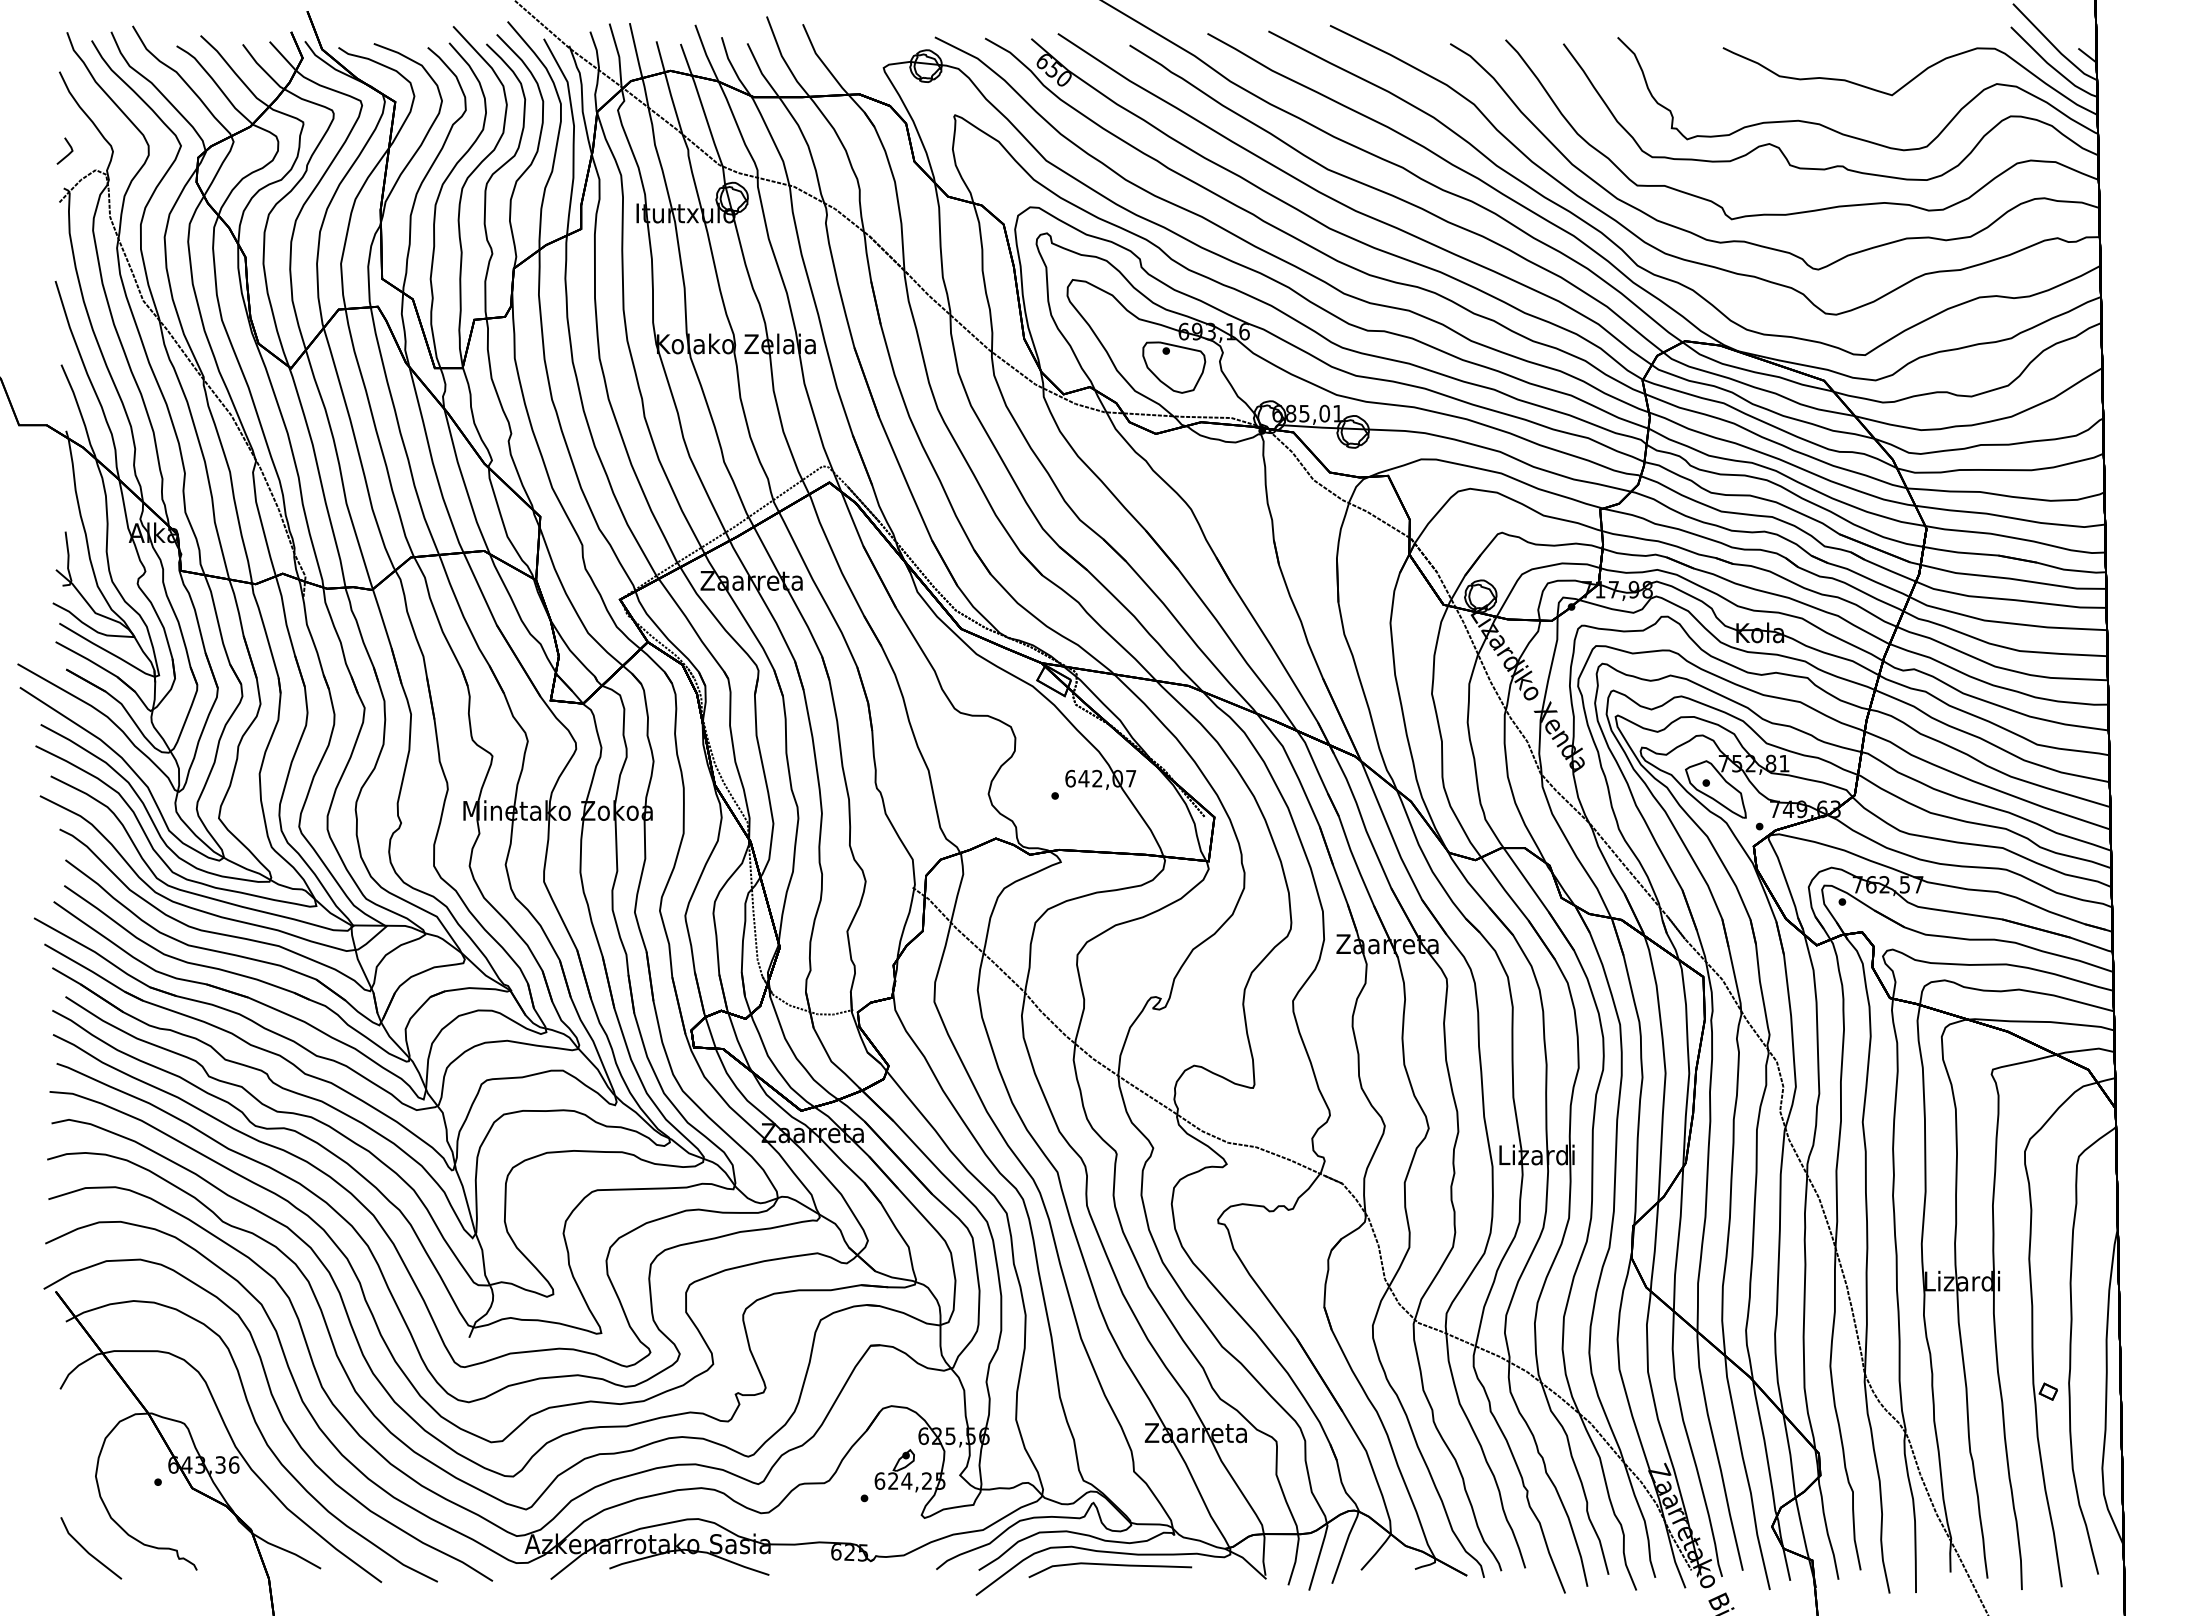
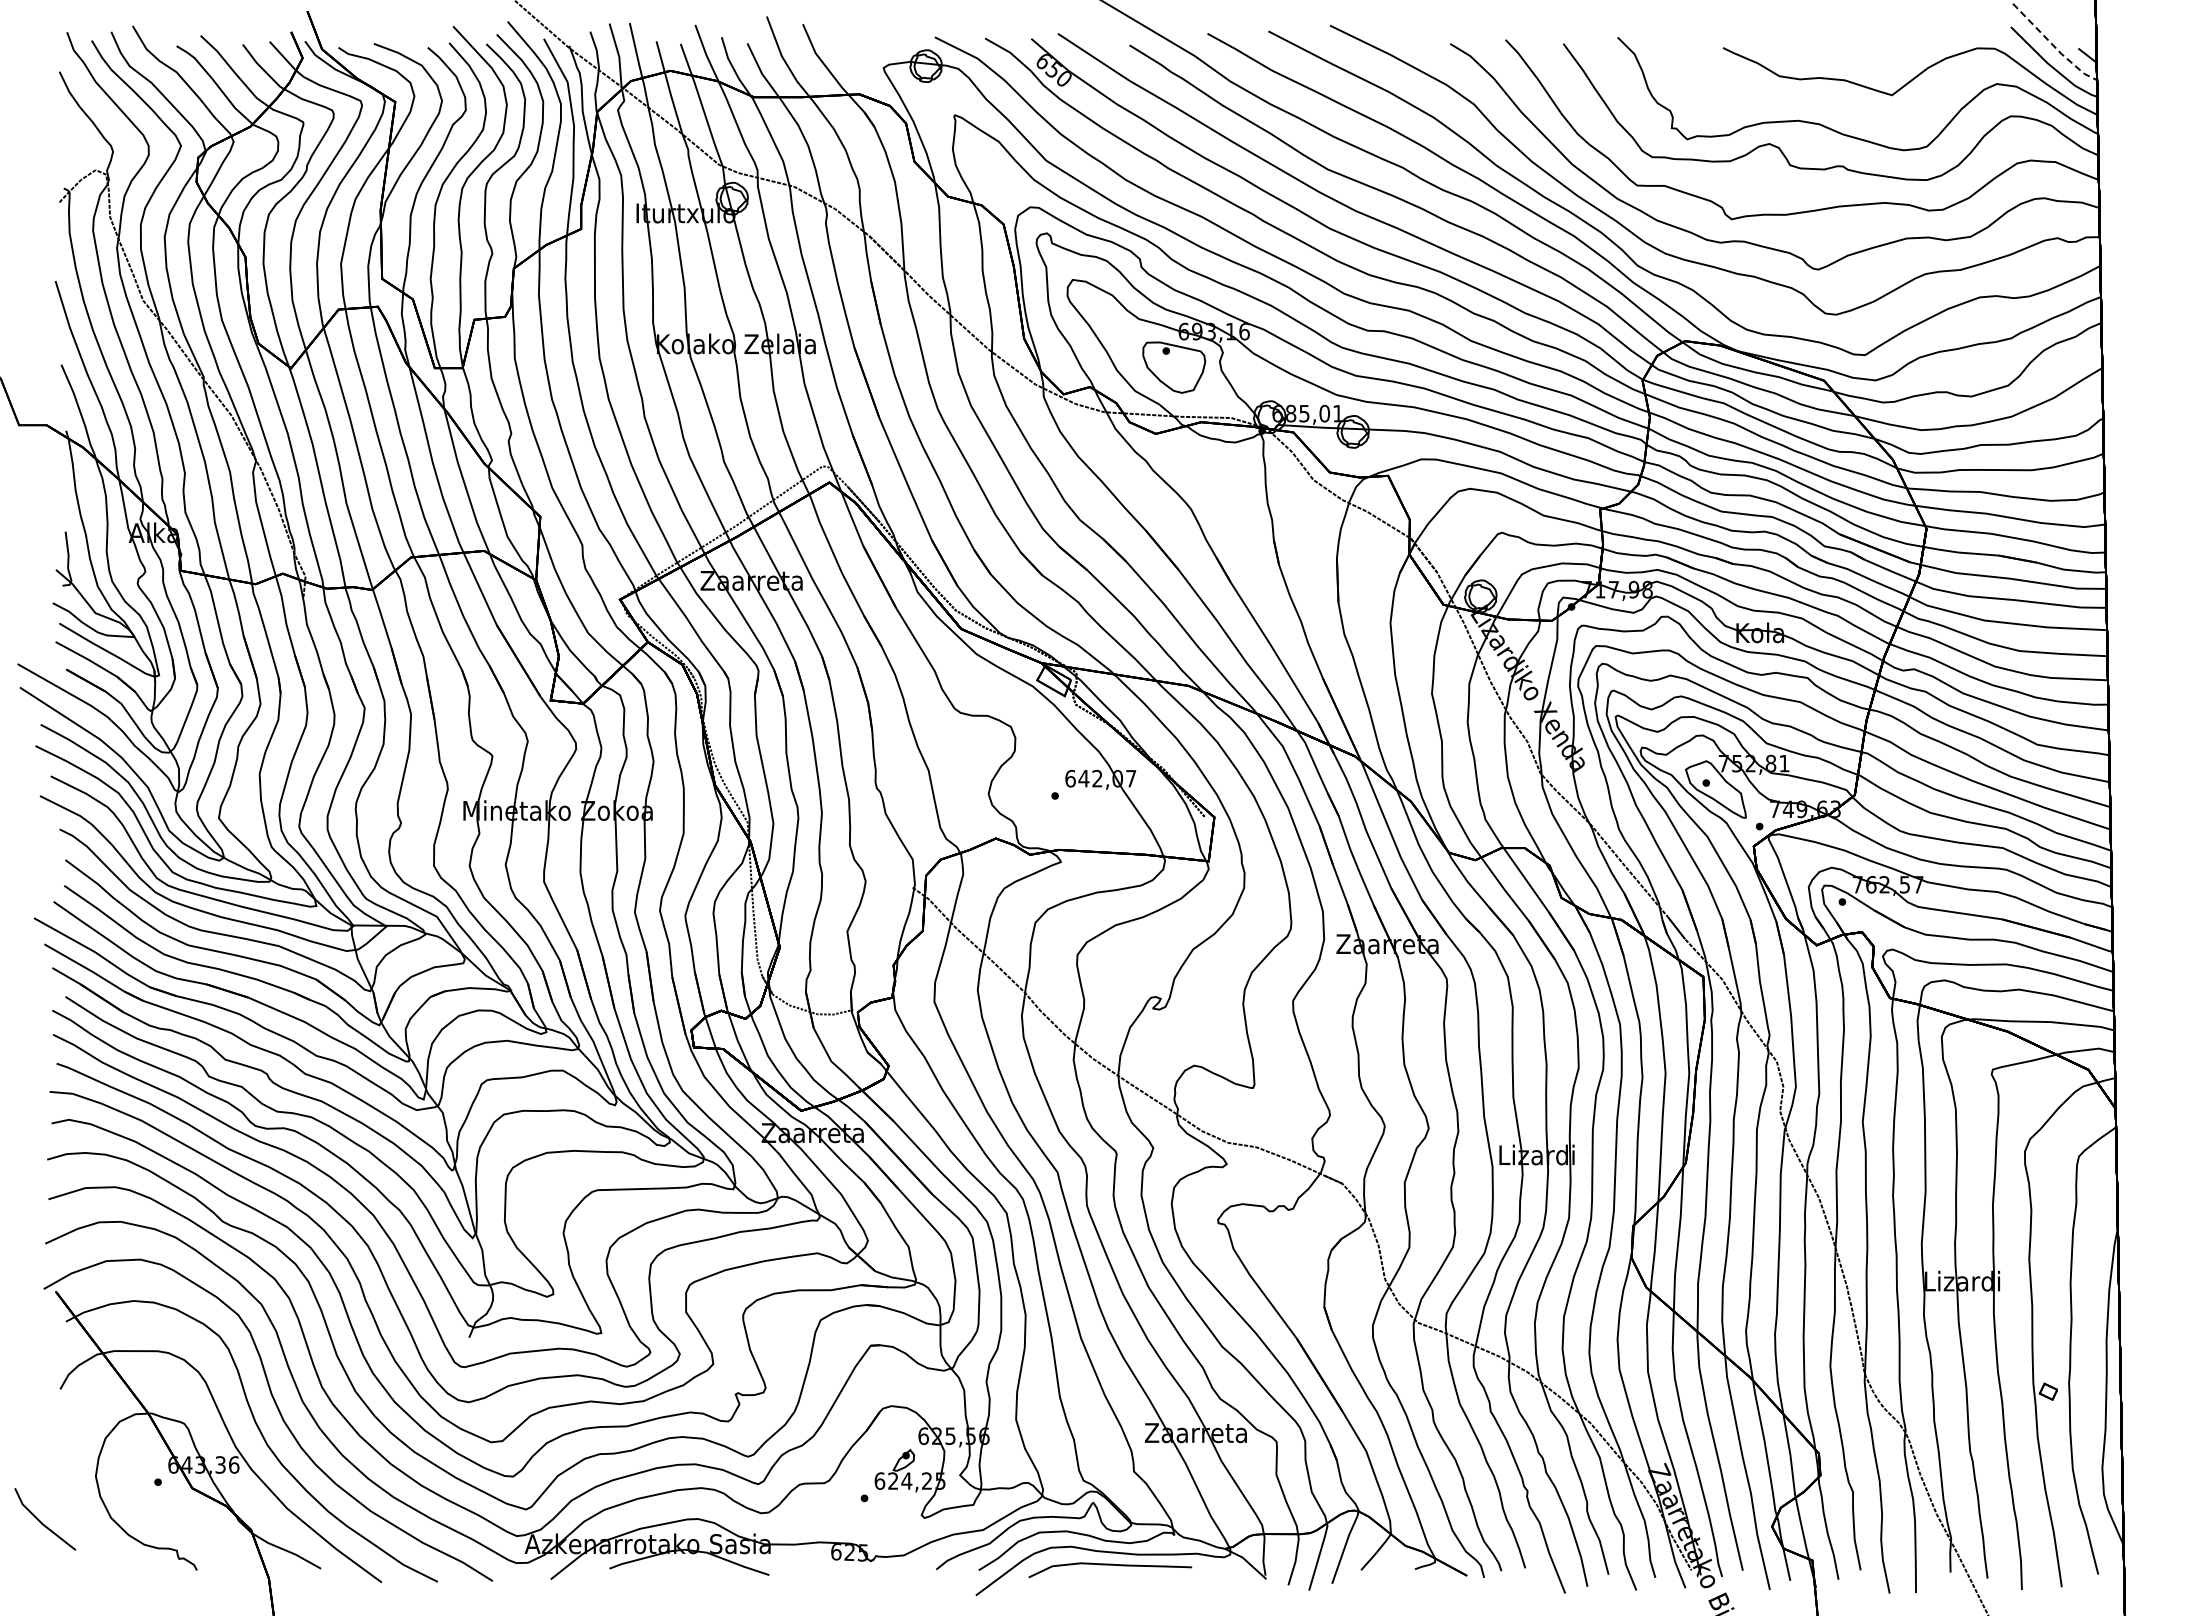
line: solid -> dashed (2053, 46)
line: present -> none (68, 153)
line position: (88, 1551) -> (42, 1522) (42, 1522)
